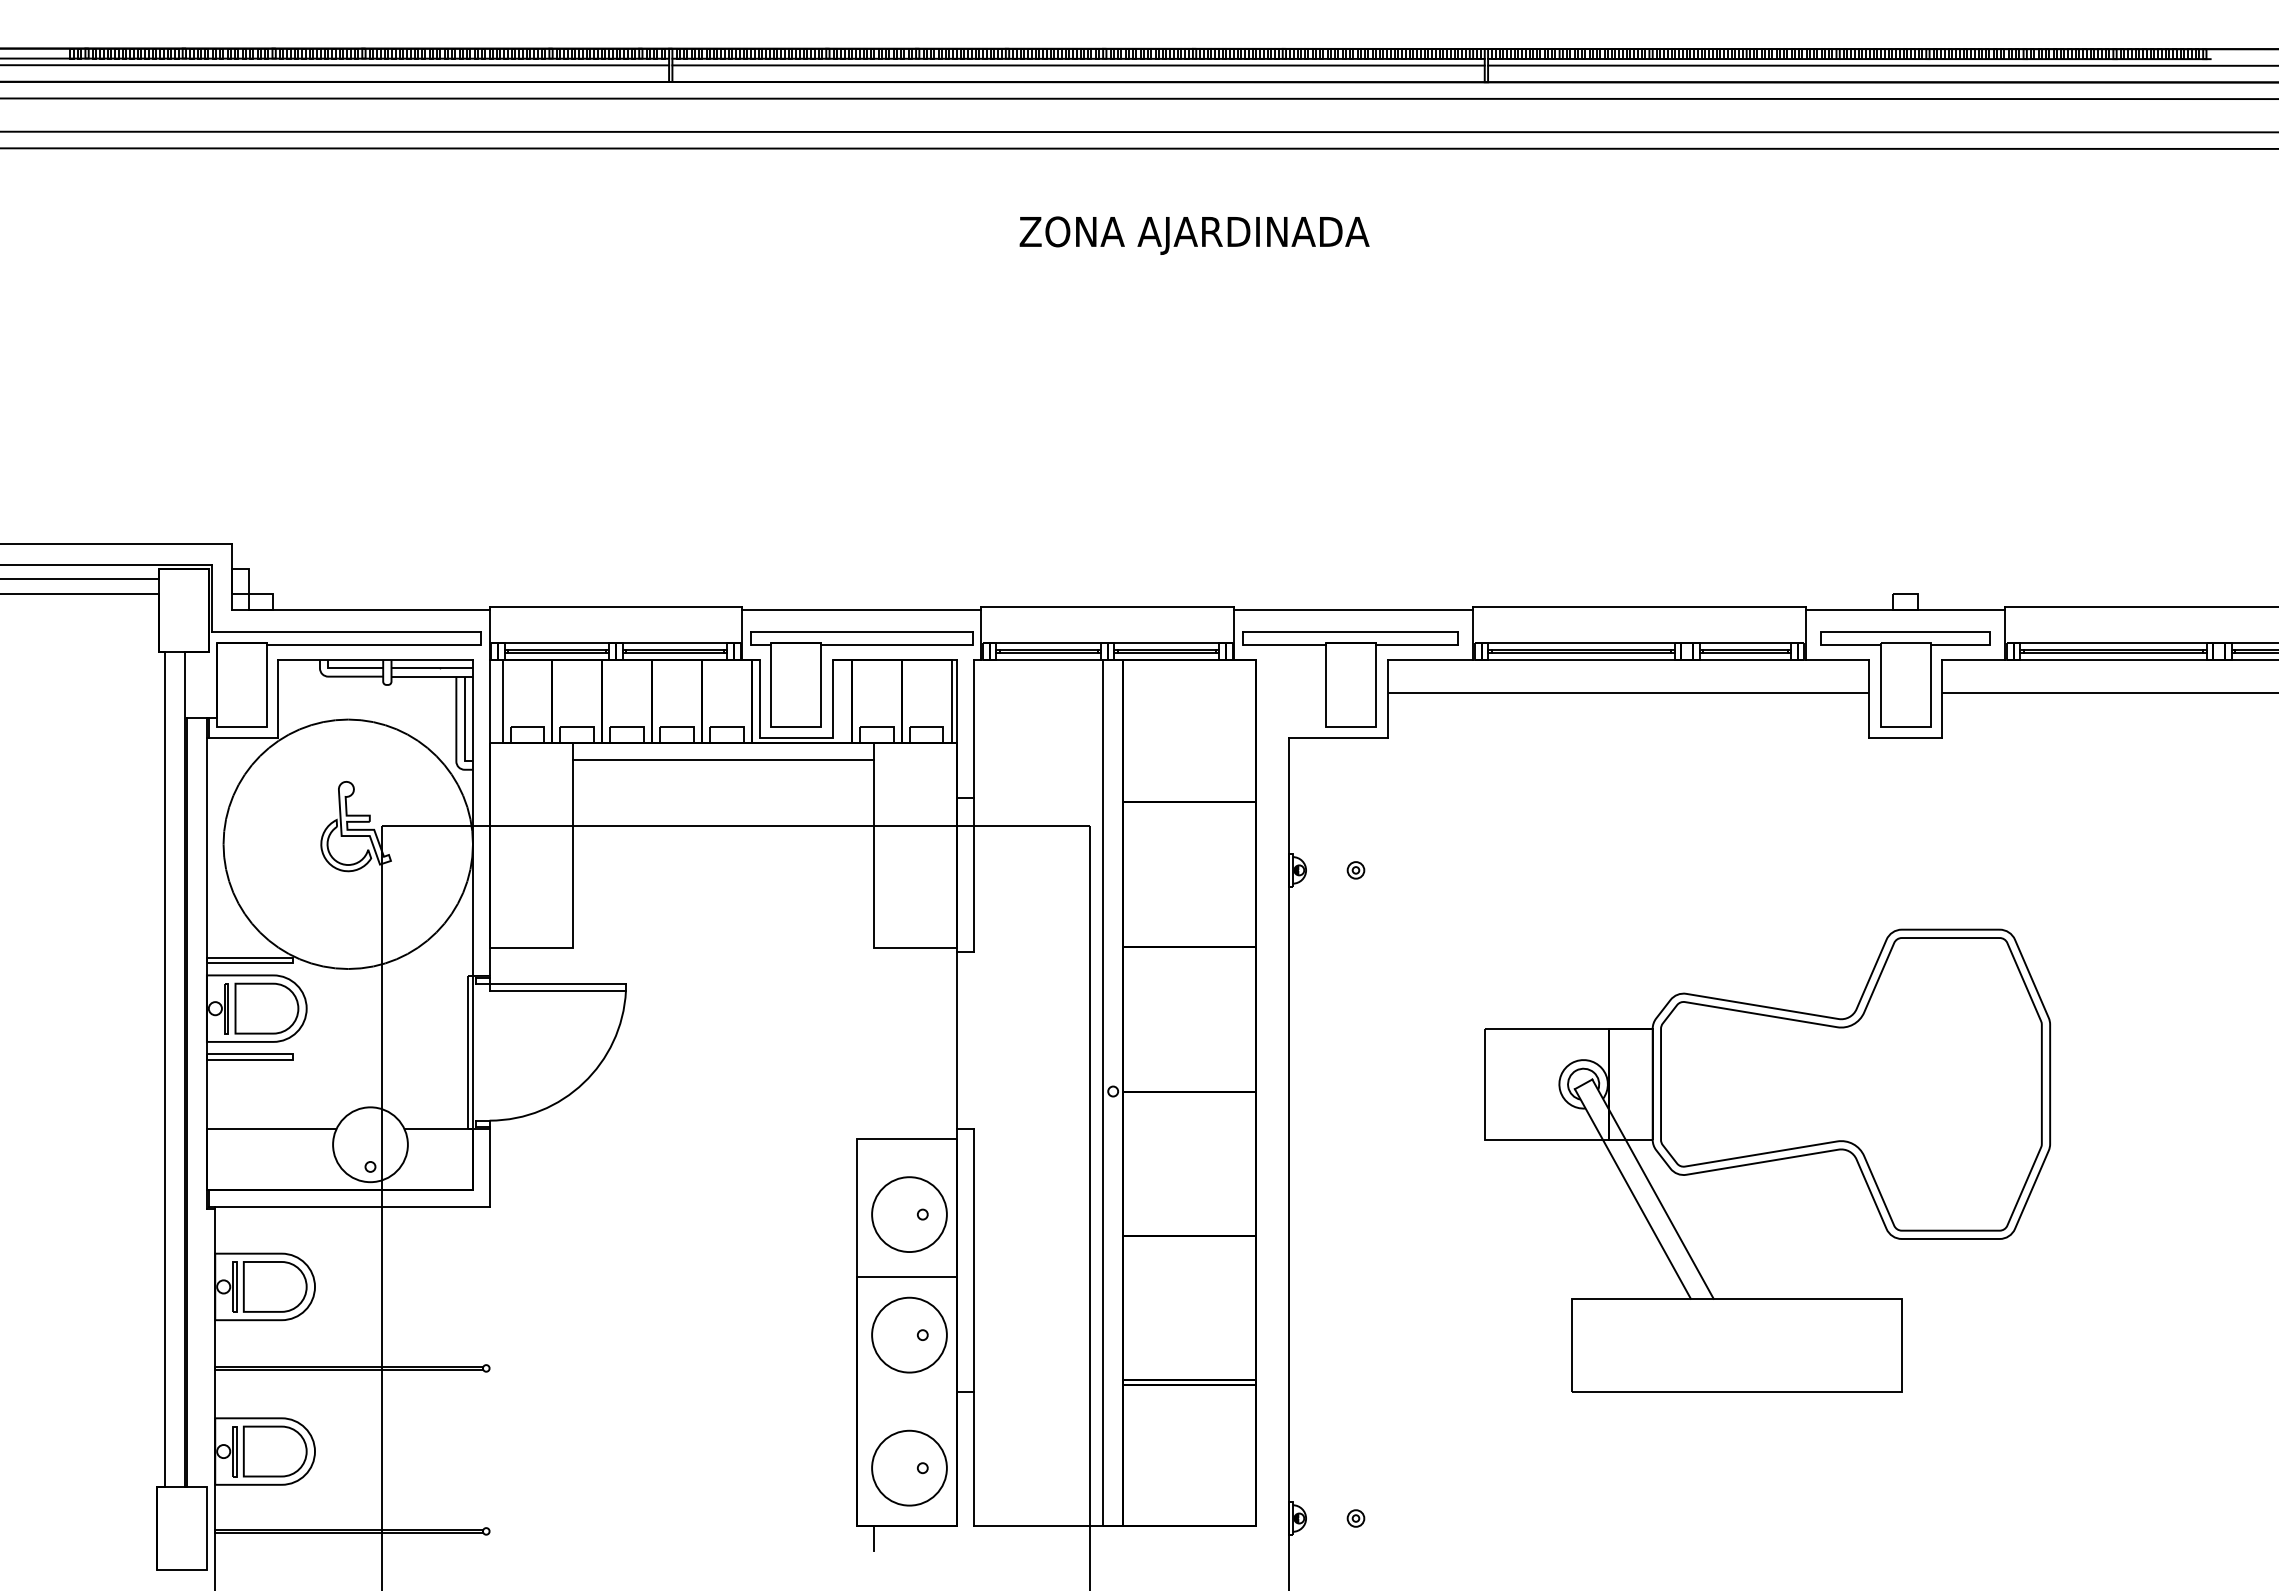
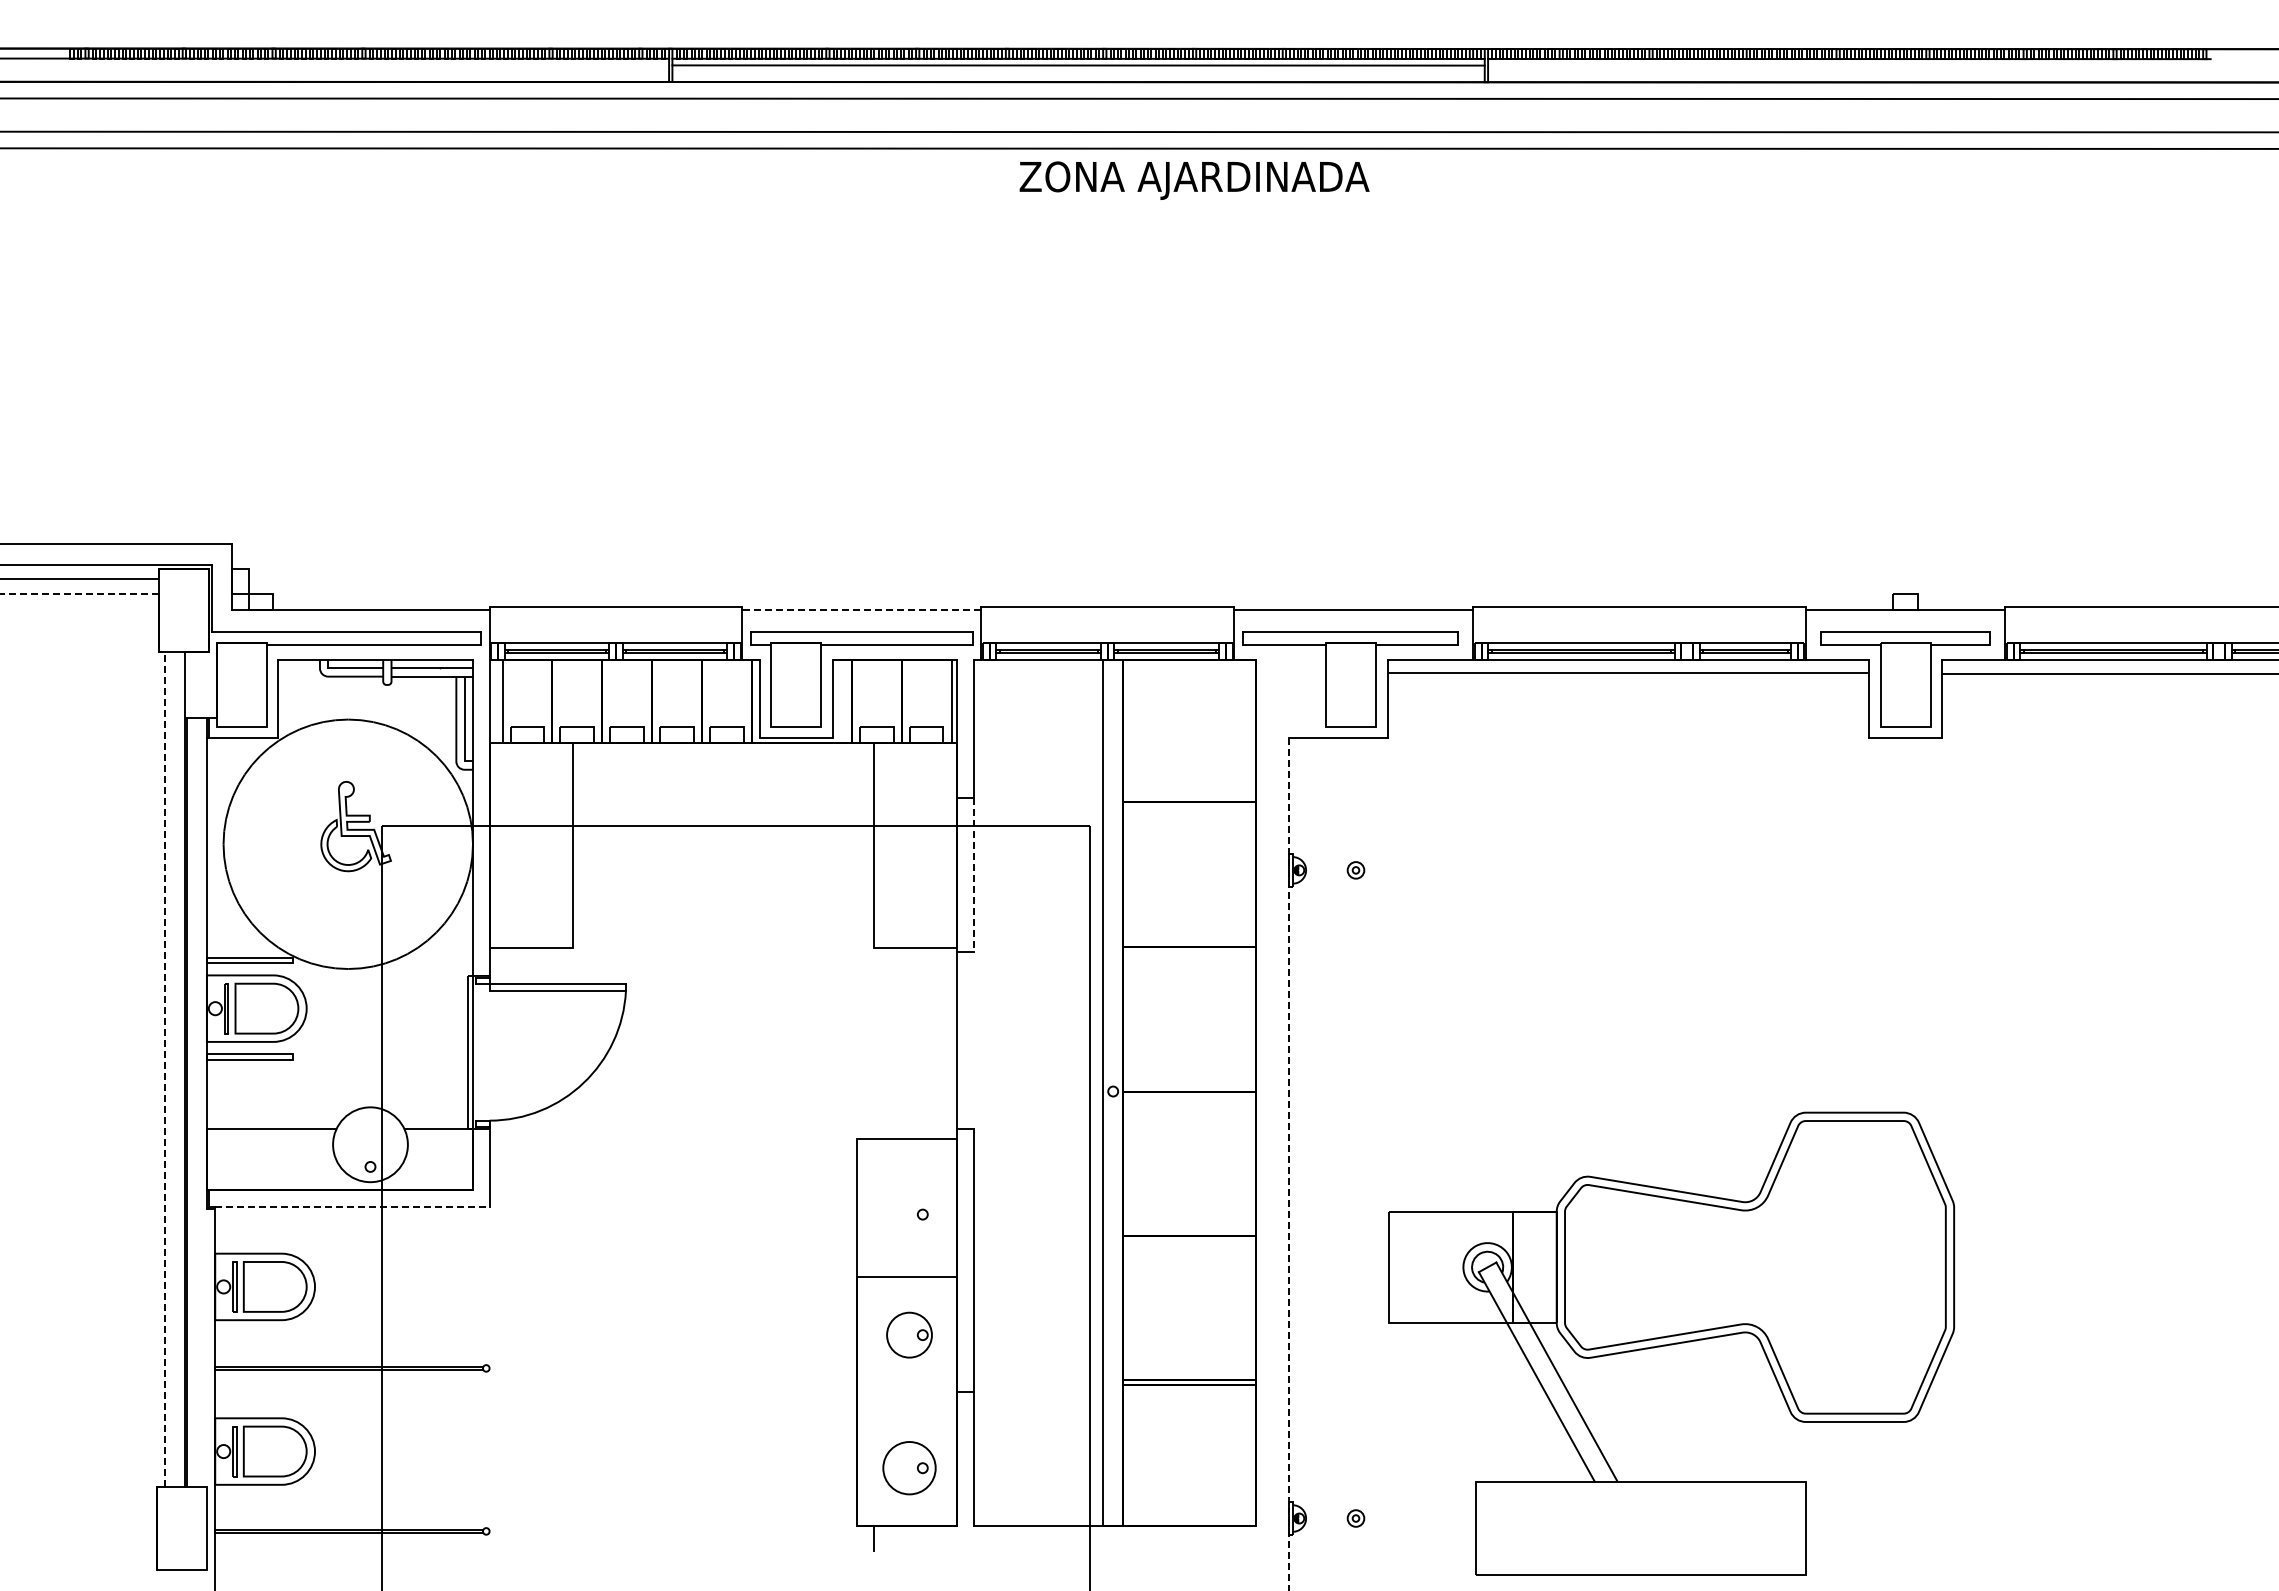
line: present -> none (335, 65)
line: present -> none (1881, 65)
text position: (1194, 235) -> (1194, 180) (1194, 180)
line: solid -> dashed (79, 593)
line: solid -> dashed (861, 610)
line position: (1628, 693) -> (1628, 673) (1628, 673)
line position: (2108, 693) -> (2108, 674) (2108, 674)
line: present -> none (722, 759)
line: solid -> dashed (973, 874)
line: solid -> dashed (165, 1068)
part position: (1767, 1160) -> (1671, 1343) (1671, 1343)
line: solid -> dashed (1289, 1165)
line: solid -> dashed (352, 1207)
circle: present -> none (909, 1214)
circle diameter: 75 px -> 45 px (909, 1334)
circle diameter: 75 px -> 52 px (909, 1468)
